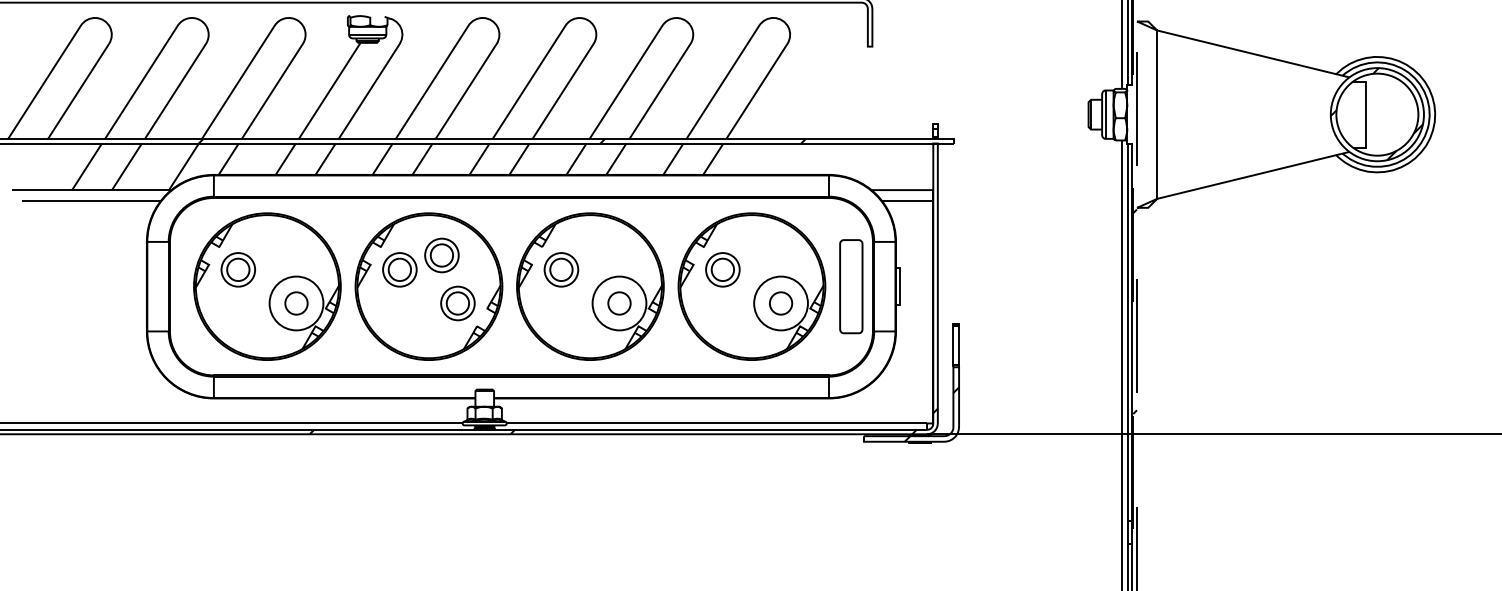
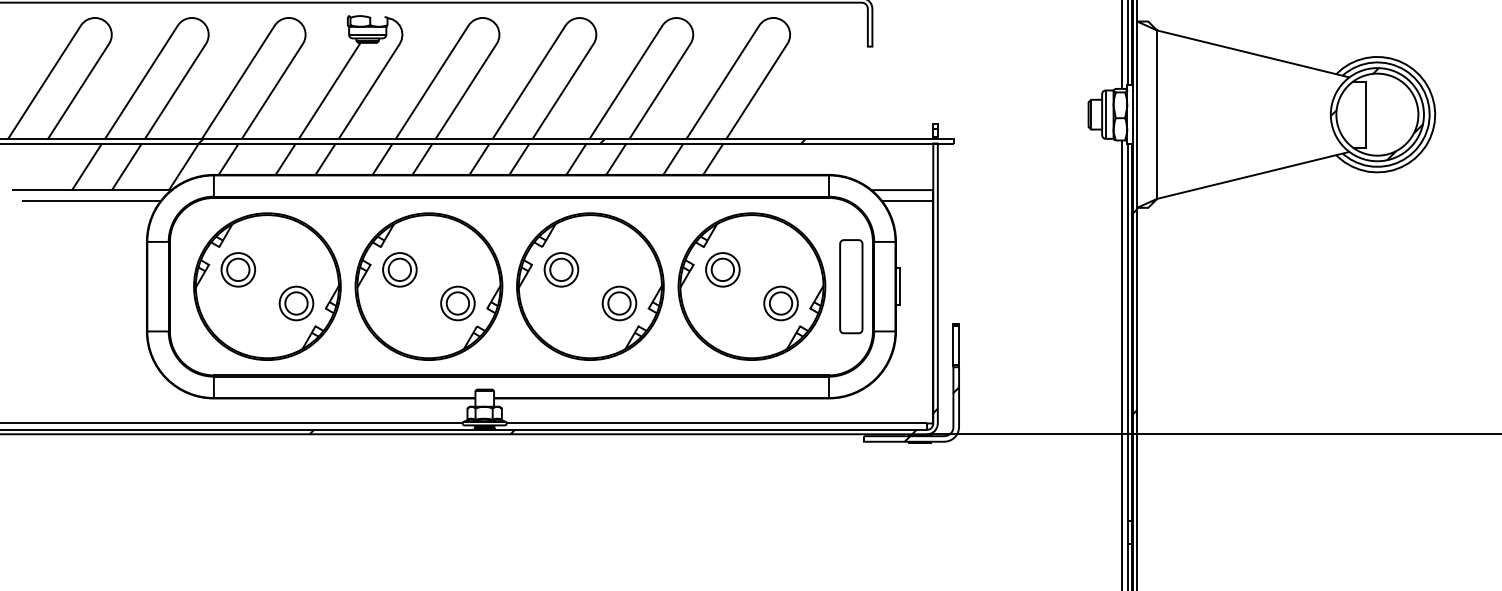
line: dashed -> solid (1133, 0)
part: present -> none (441, 255)
circle diameter: 54 px -> 34 px (296, 303)
circle diameter: 54 px -> 34 px (619, 303)
circle diameter: 54 px -> 34 px (780, 303)
